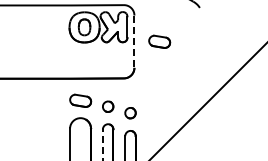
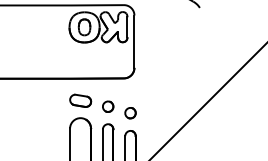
part: present -> none (159, 41)
line: dashed -> solid (134, 42)
line: dashed -> solid (102, 144)
